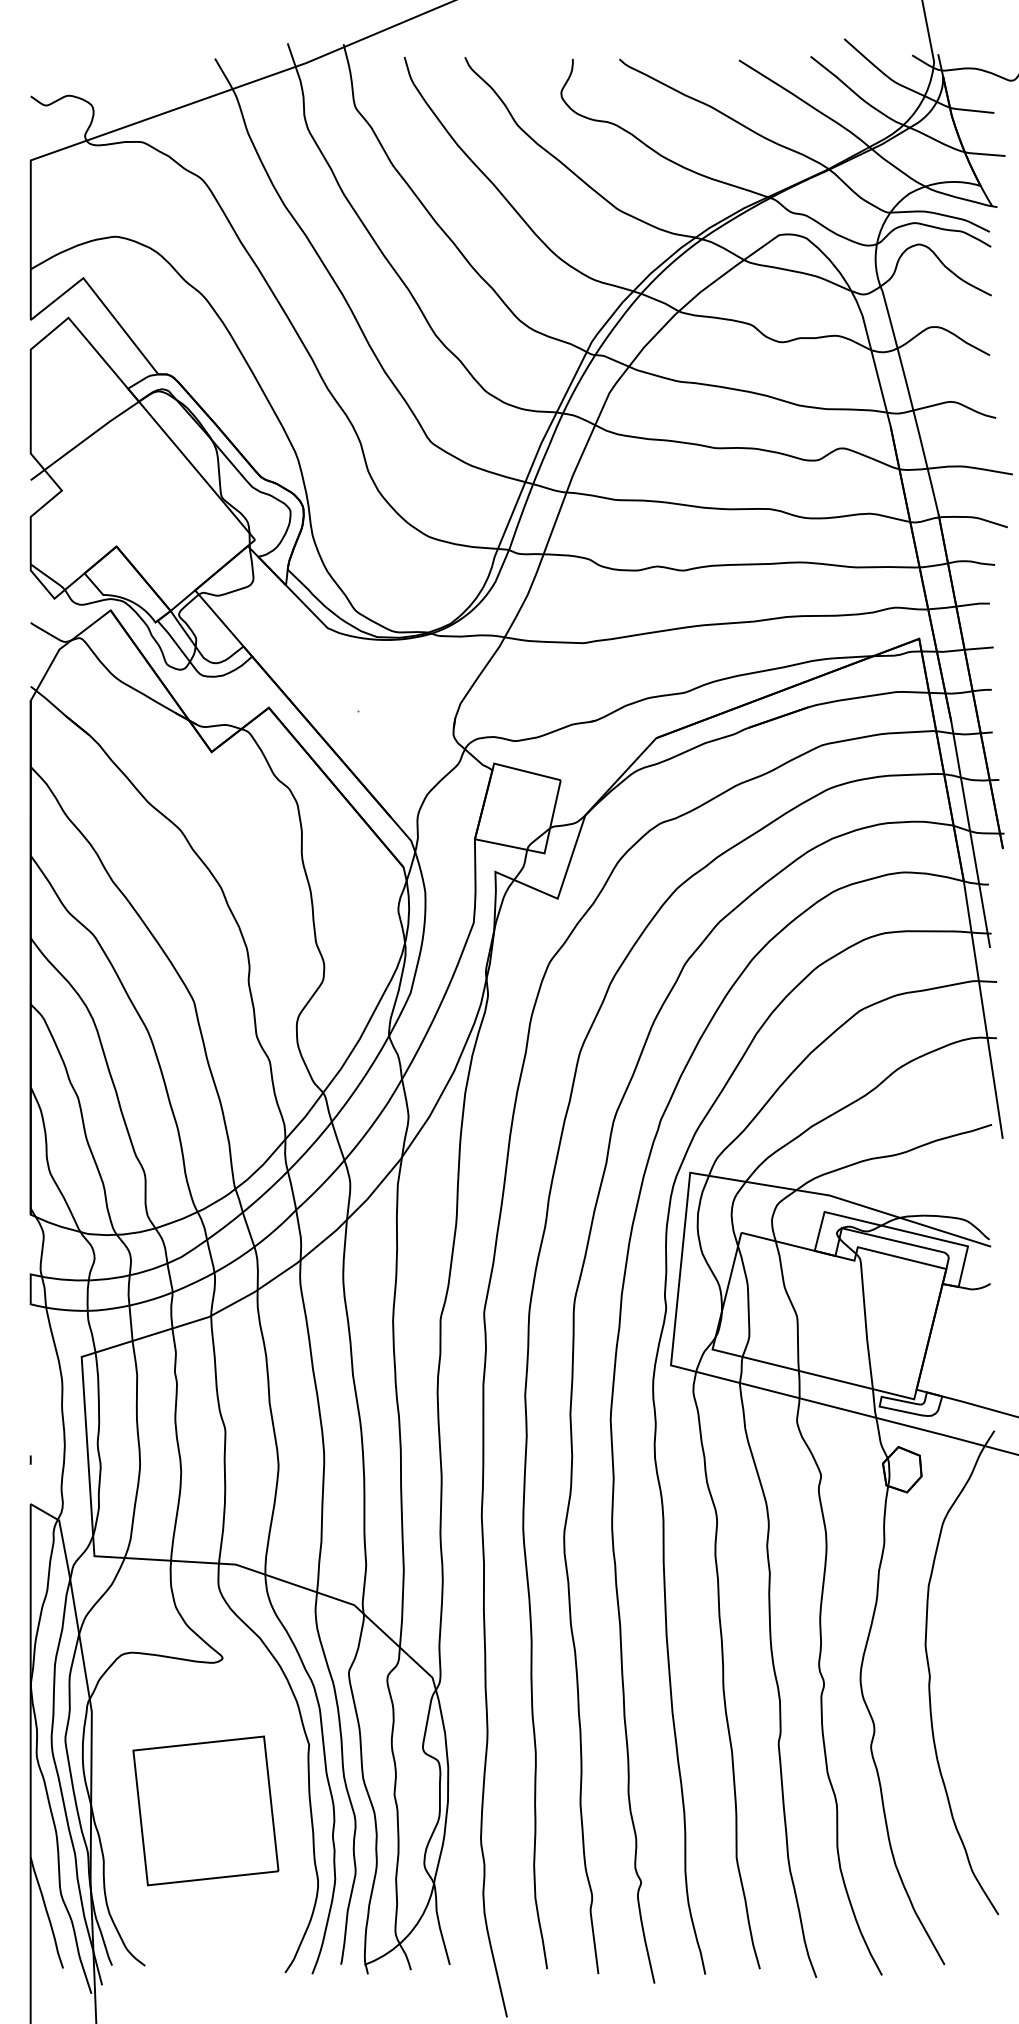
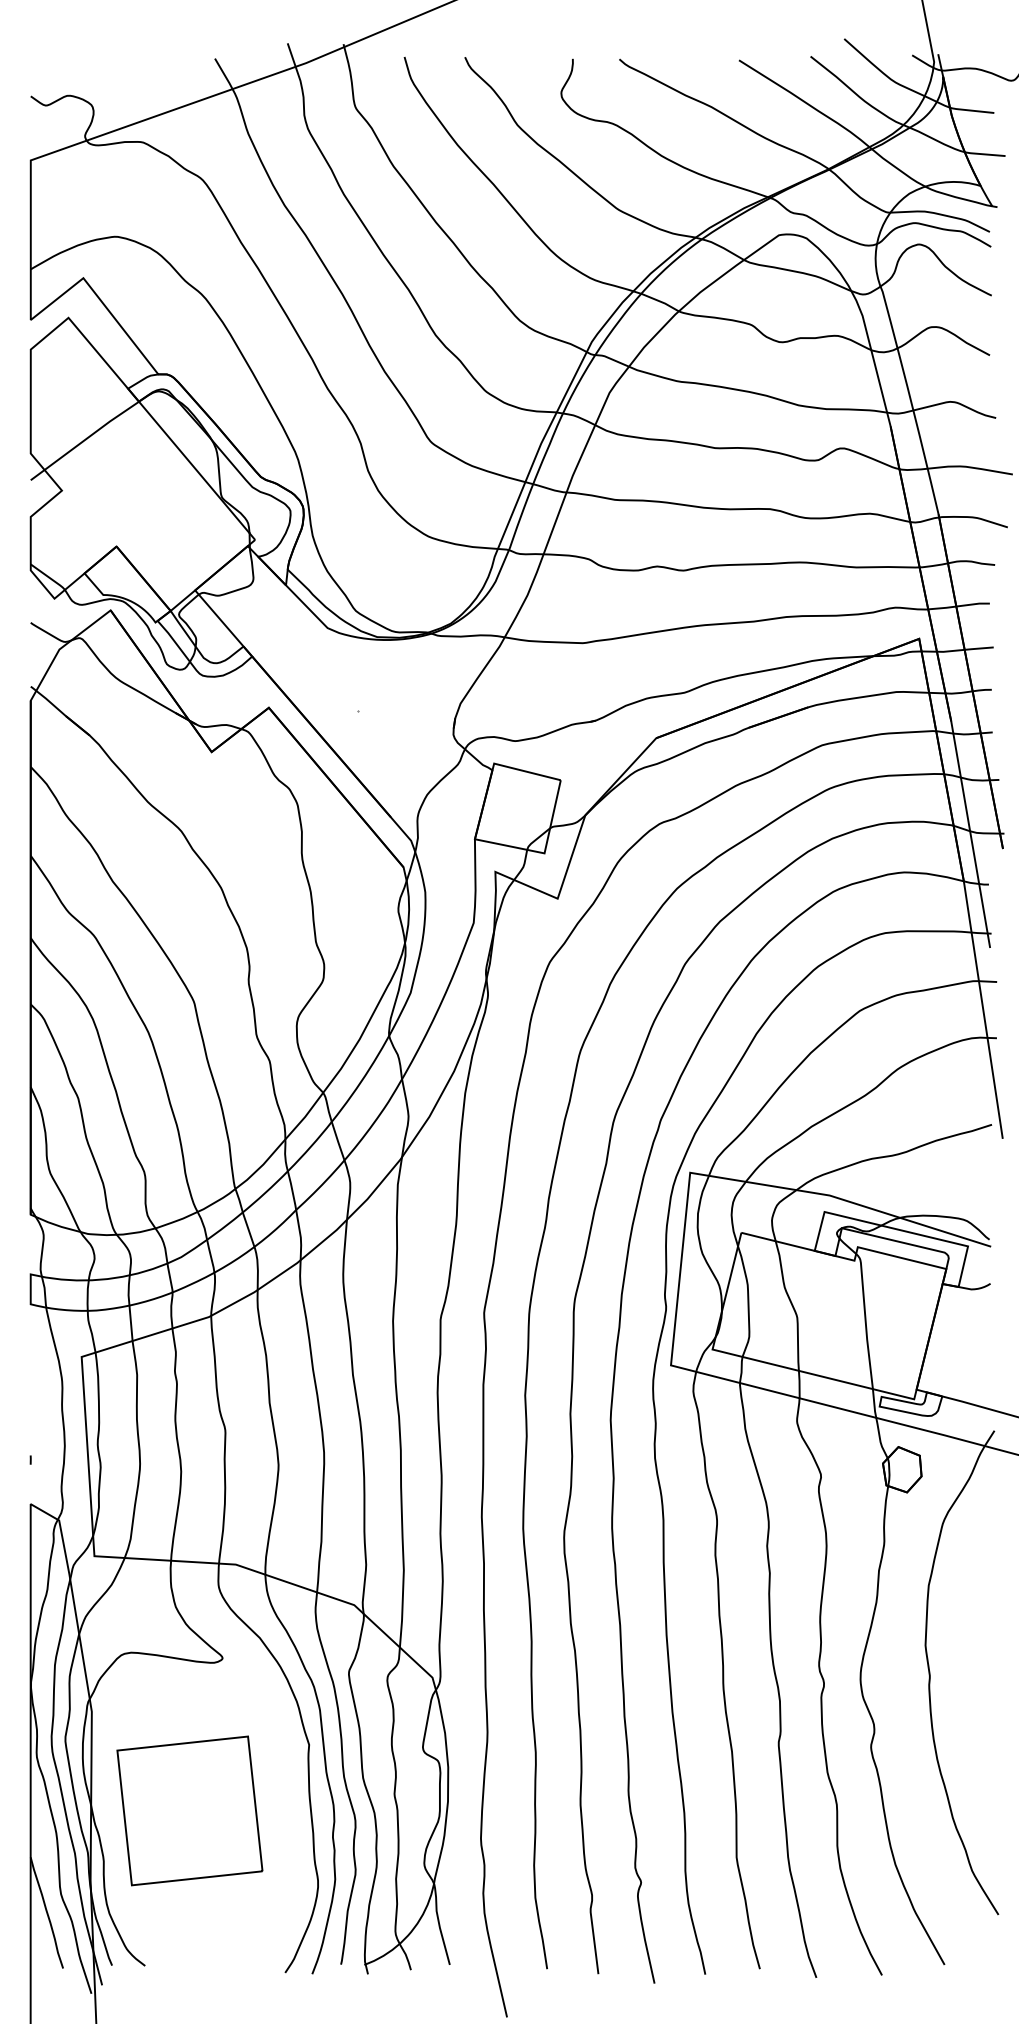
part position: (205, 1810) -> (189, 1810) (189, 1810)
